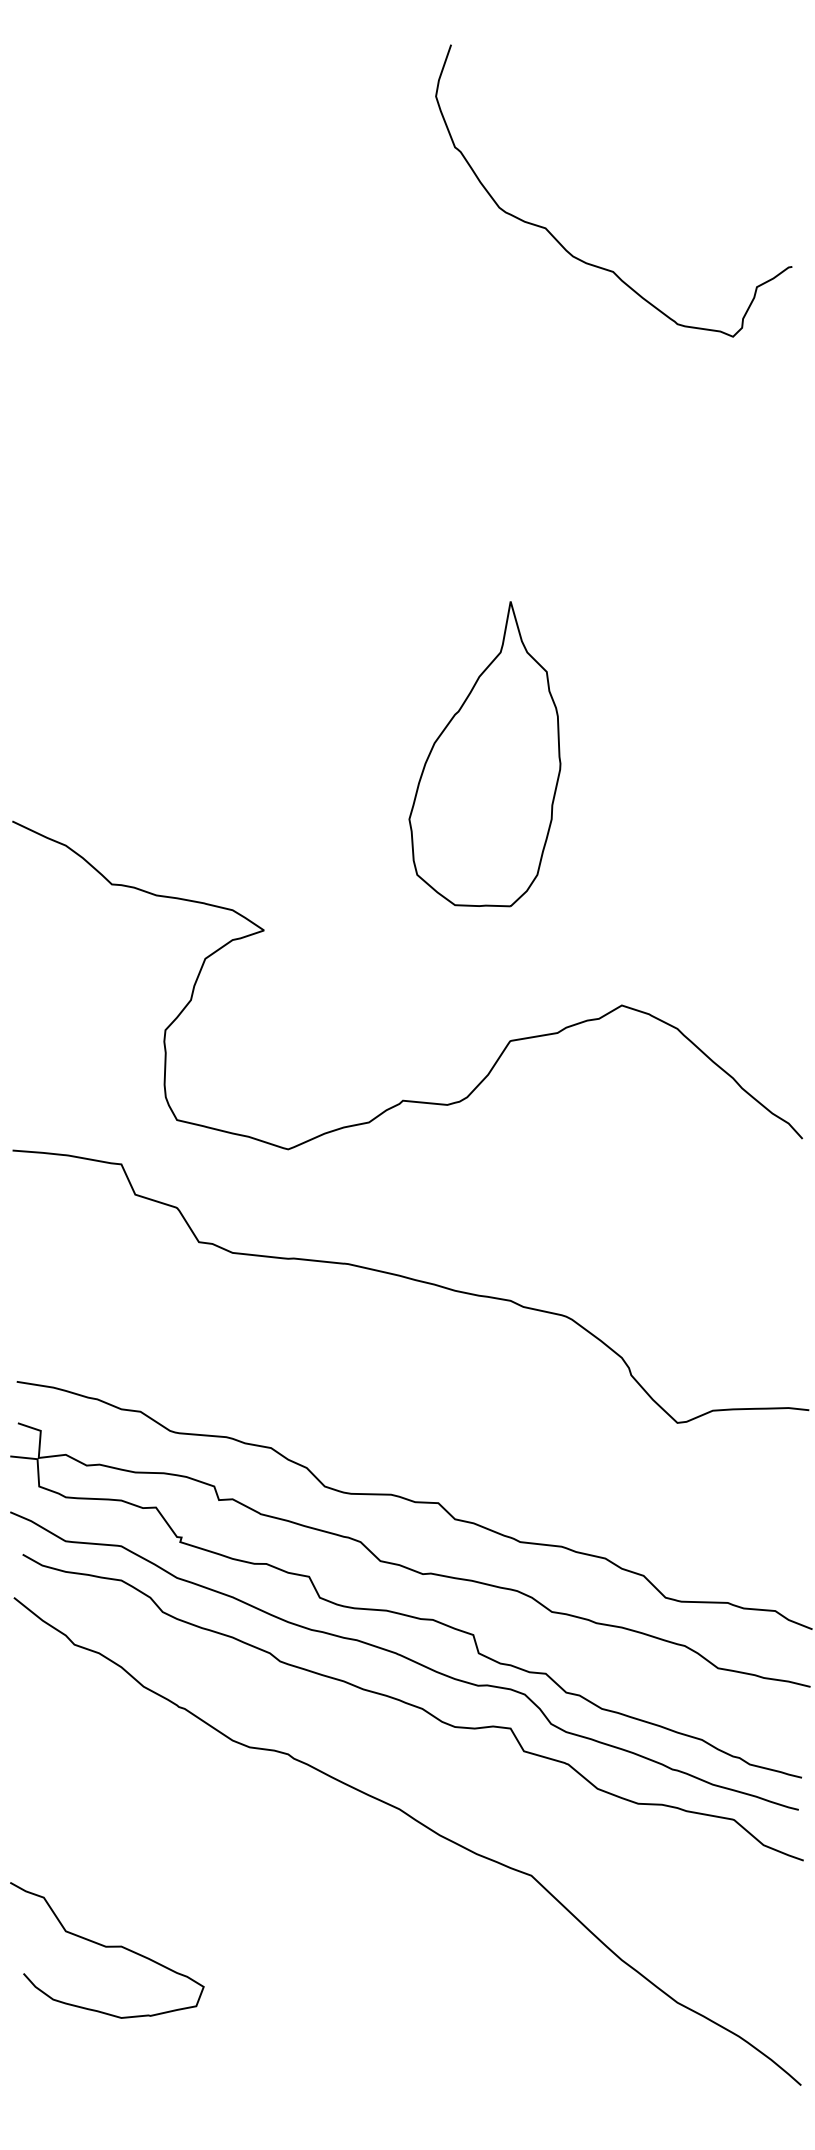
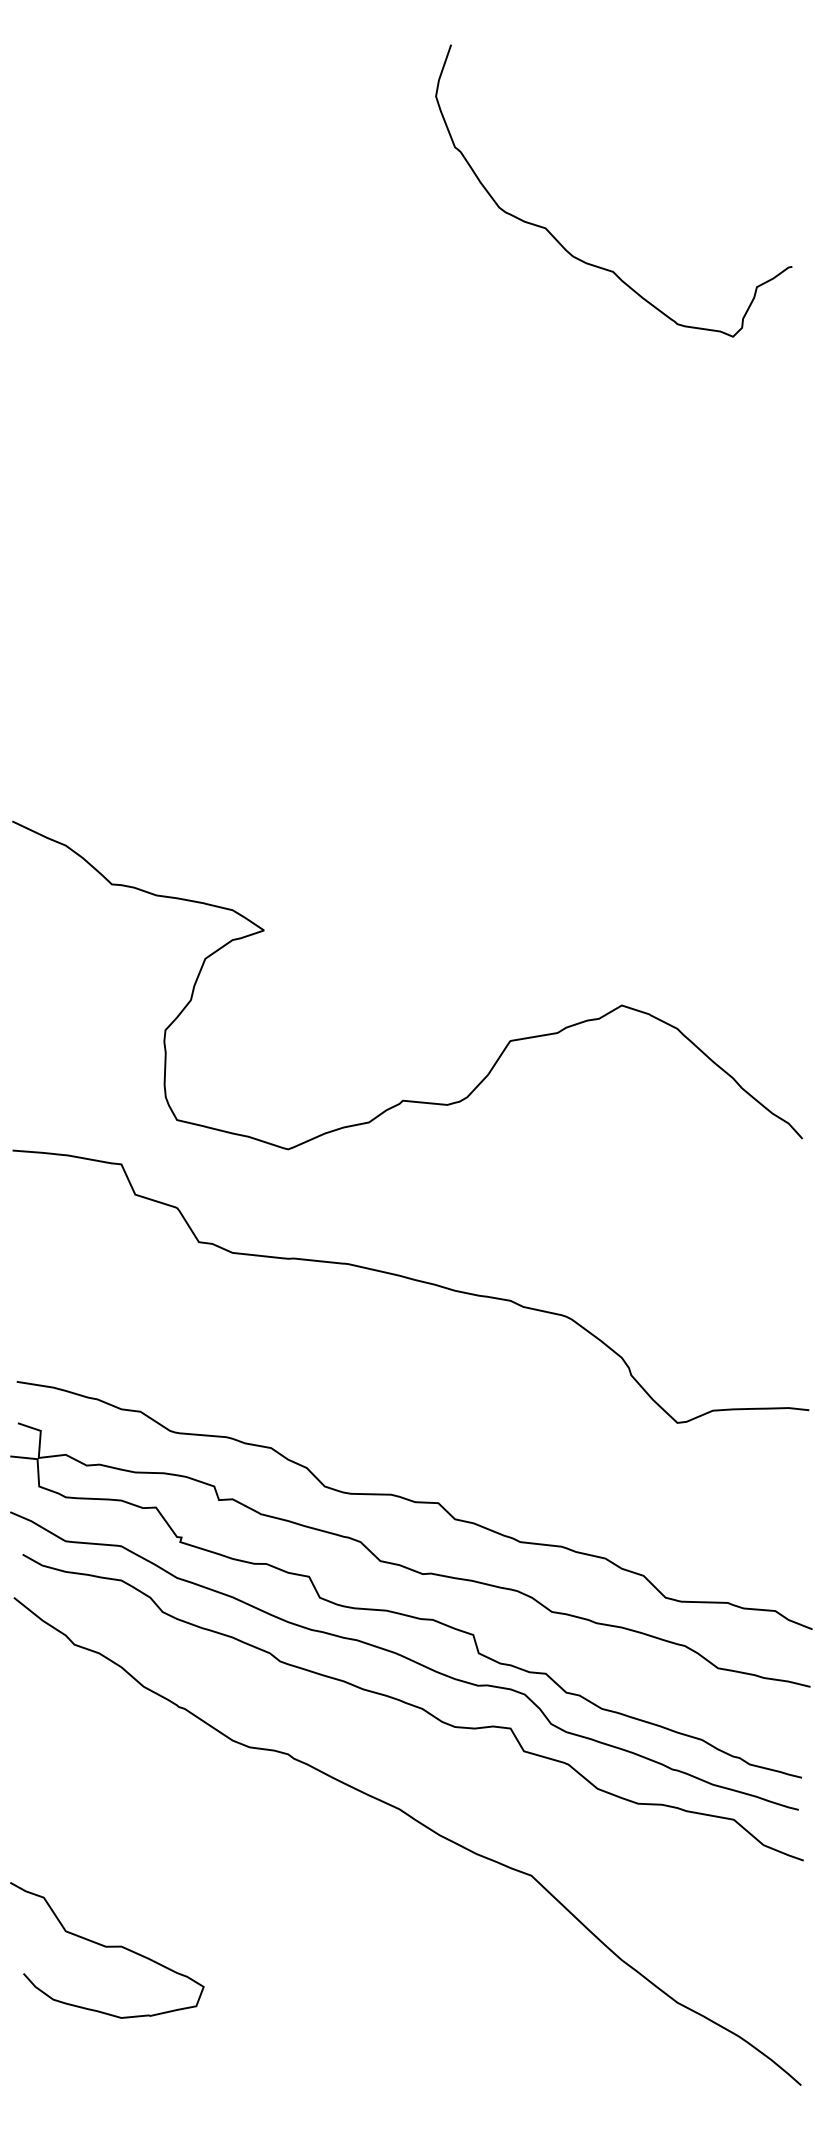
part: present -> none (484, 754)
